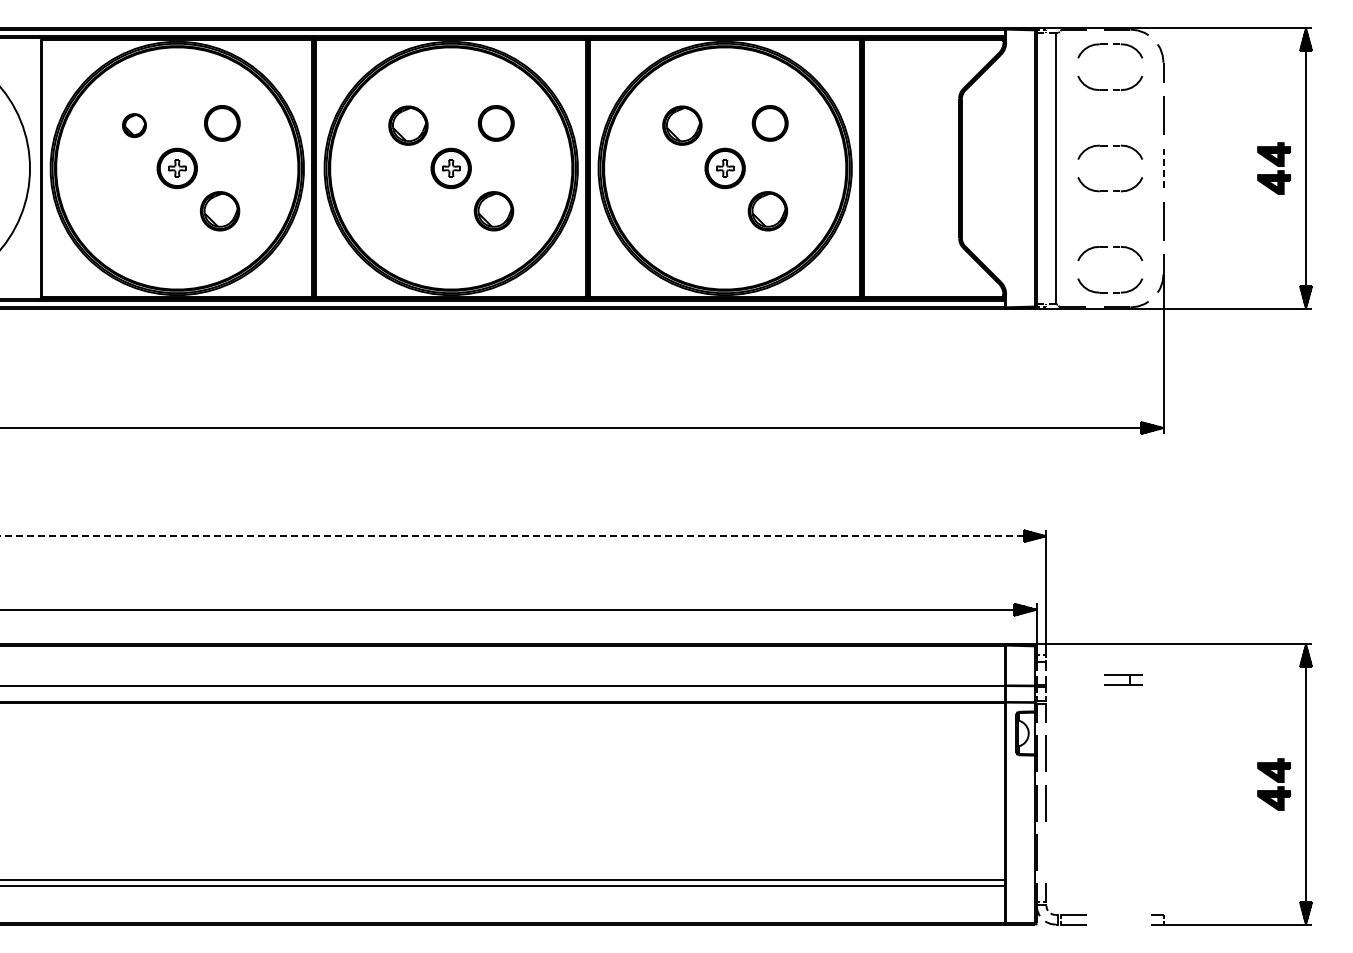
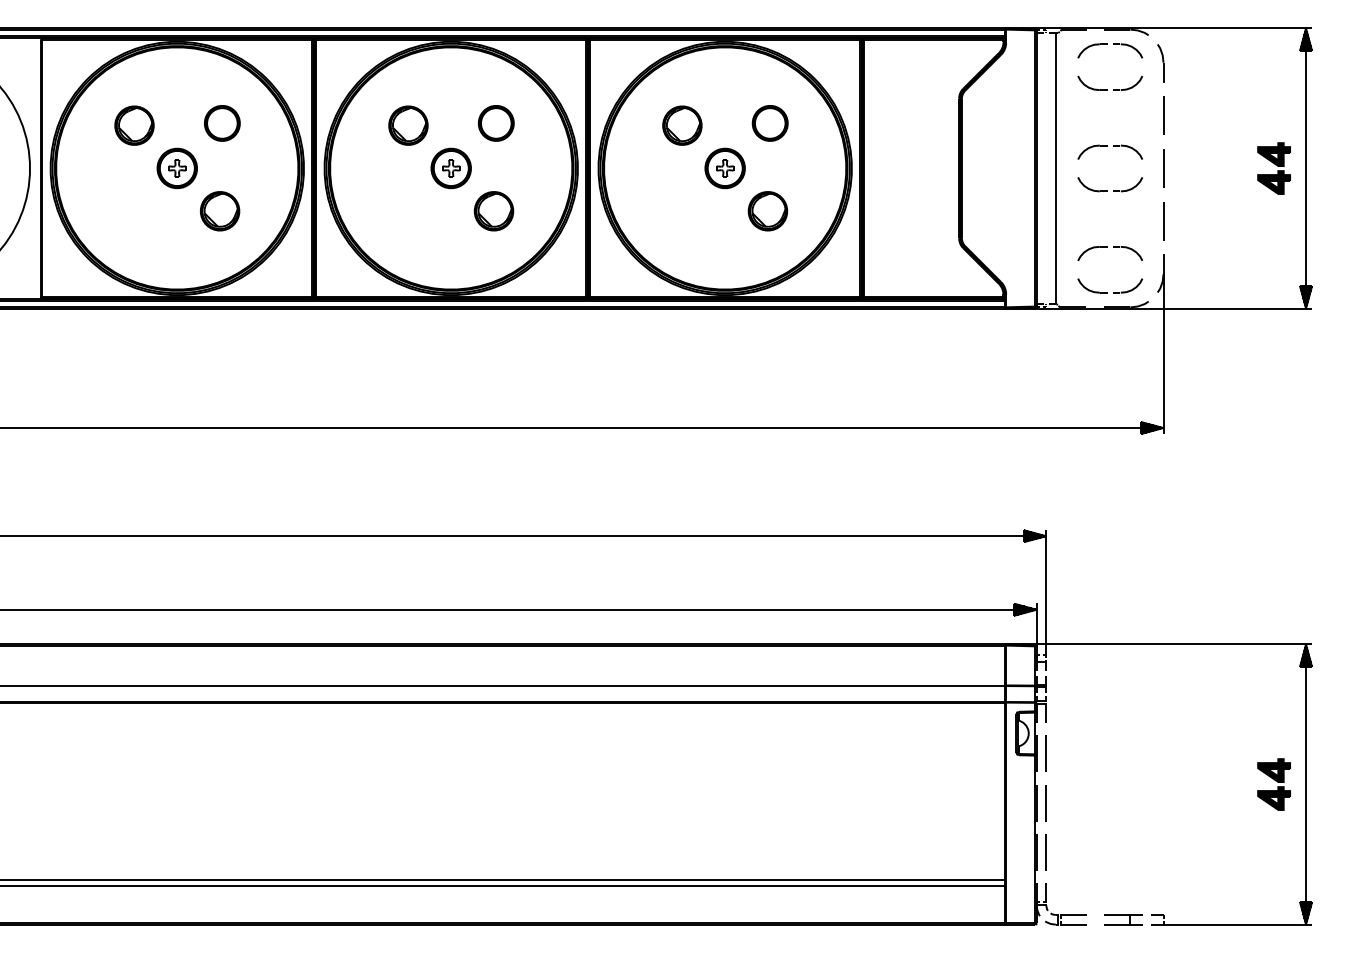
part size: 25x25 px -> 41x41 px (134, 125)
line: dashed -> solid (1163, 168)
line: dashed -> solid (523, 536)
part position: (1123, 679) -> (1123, 919) (1123, 919)
line: none -> present (1045, 852)
